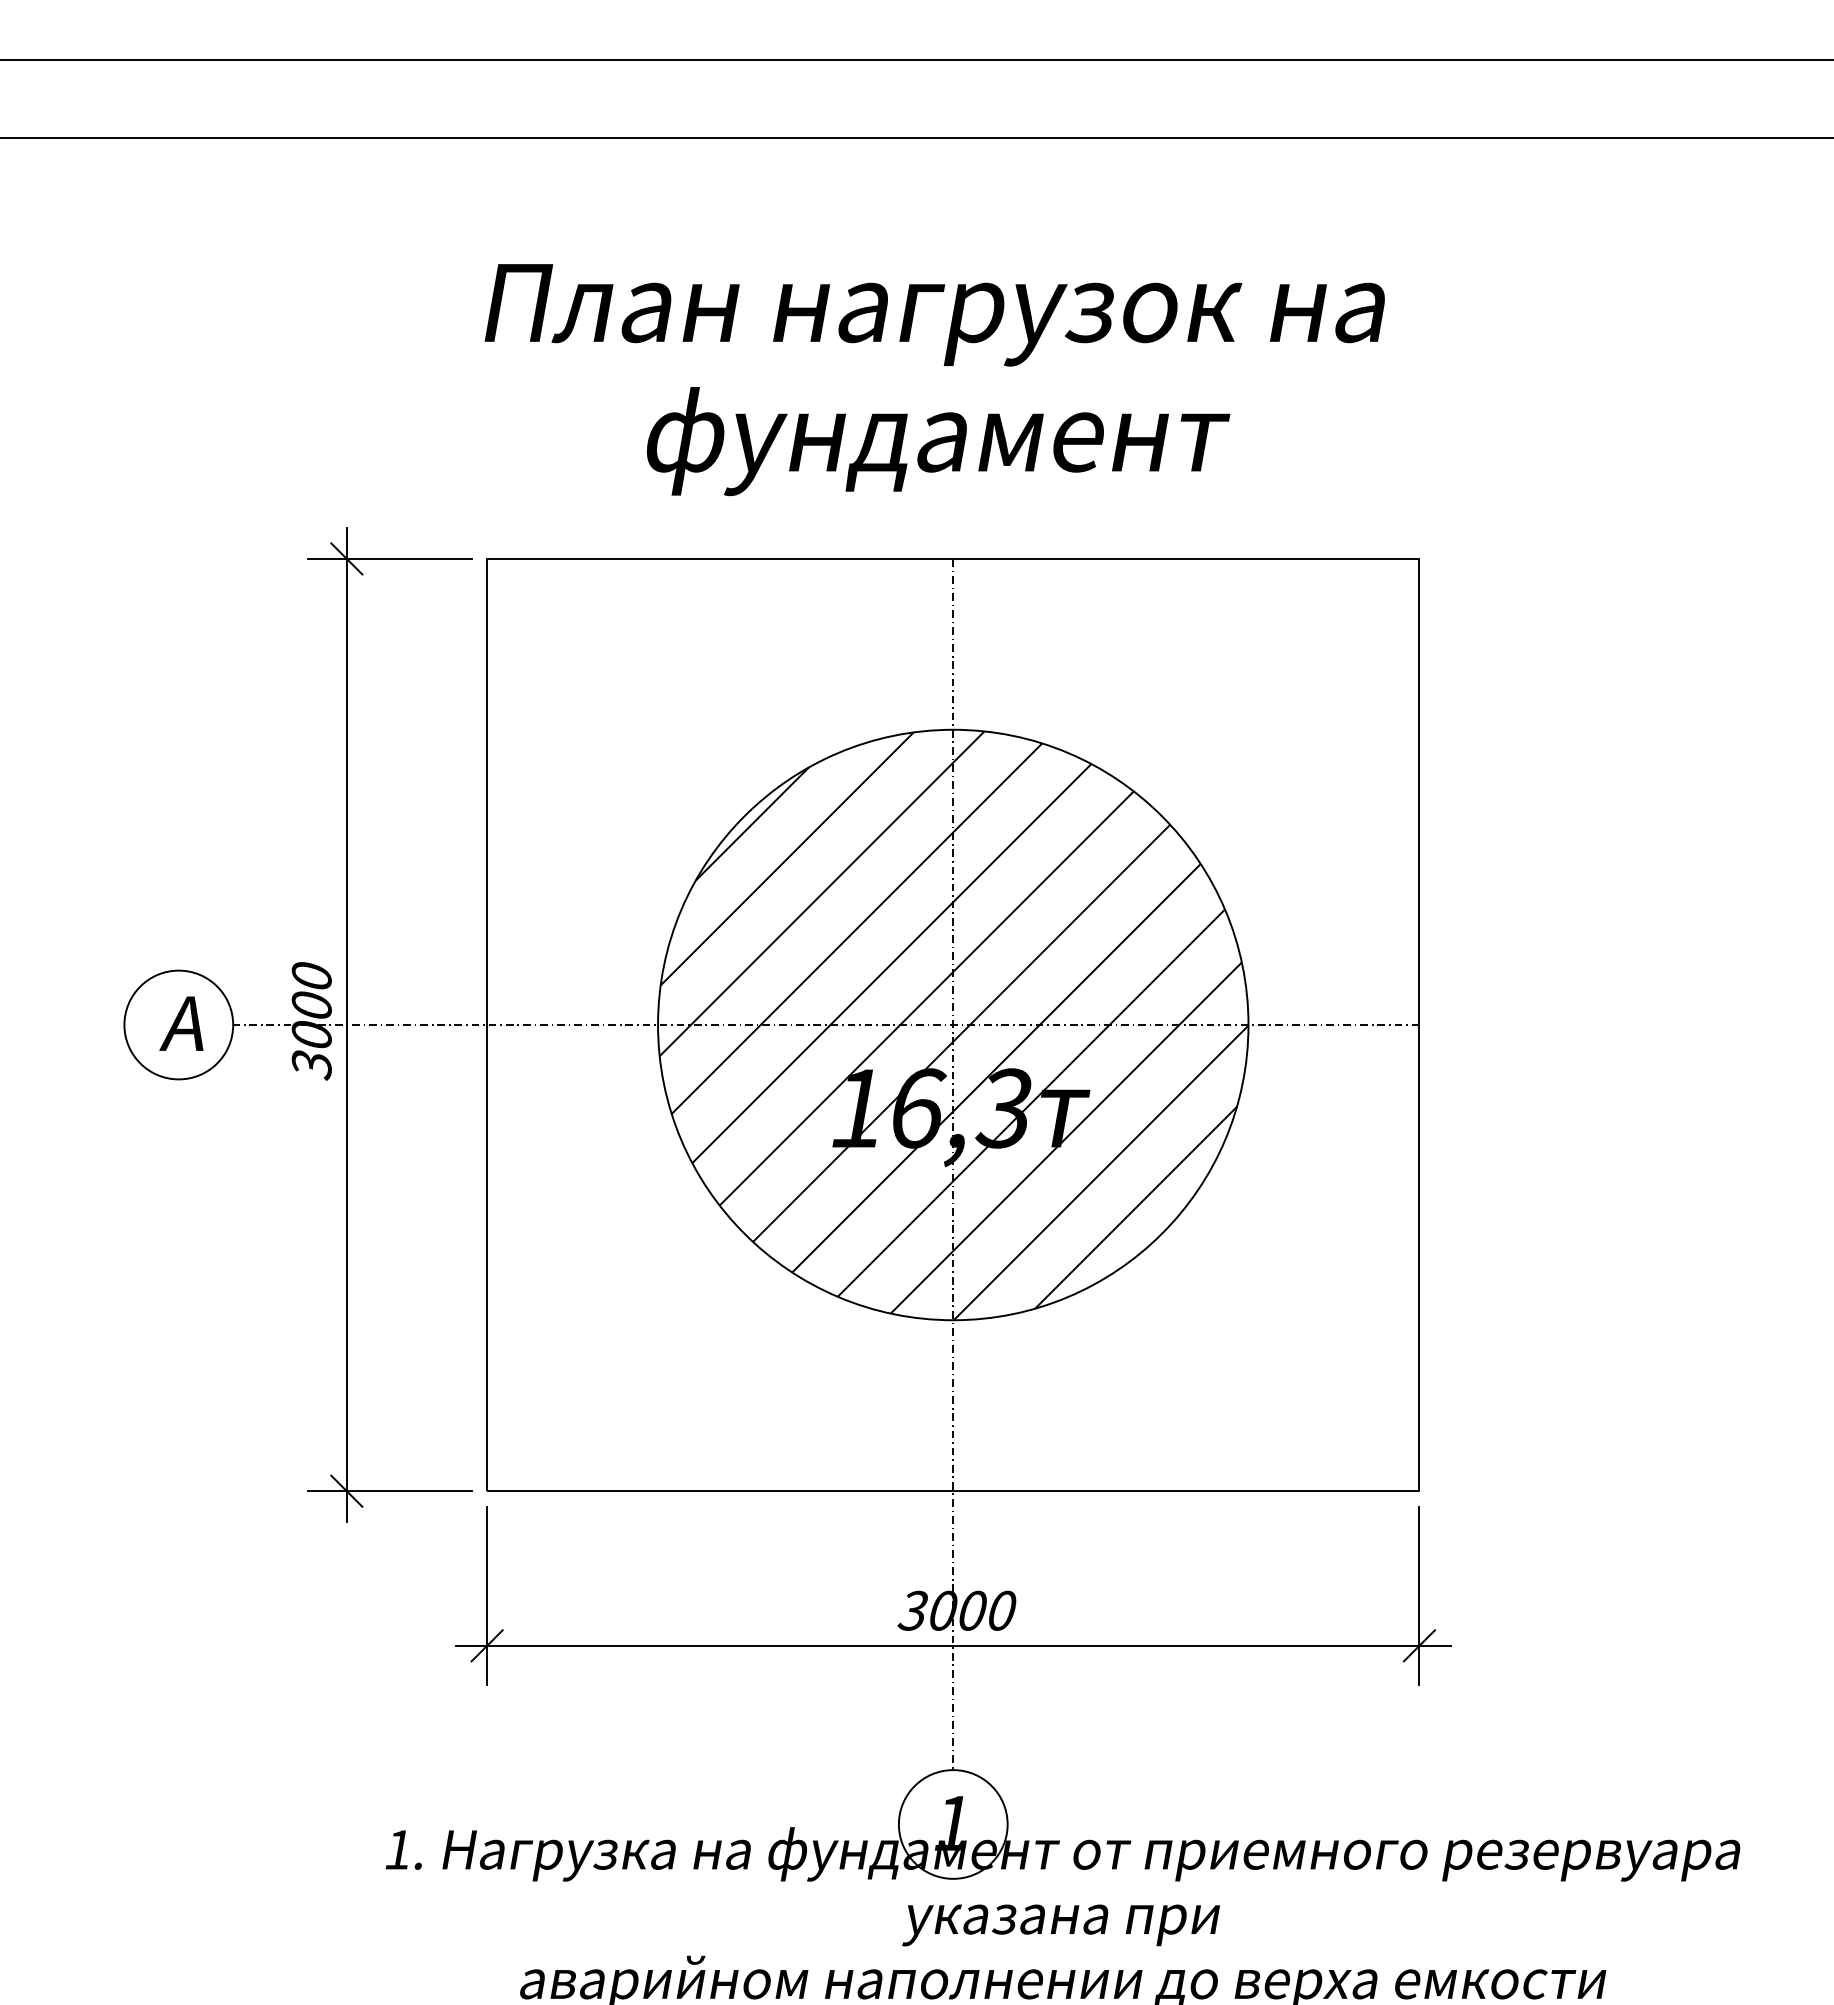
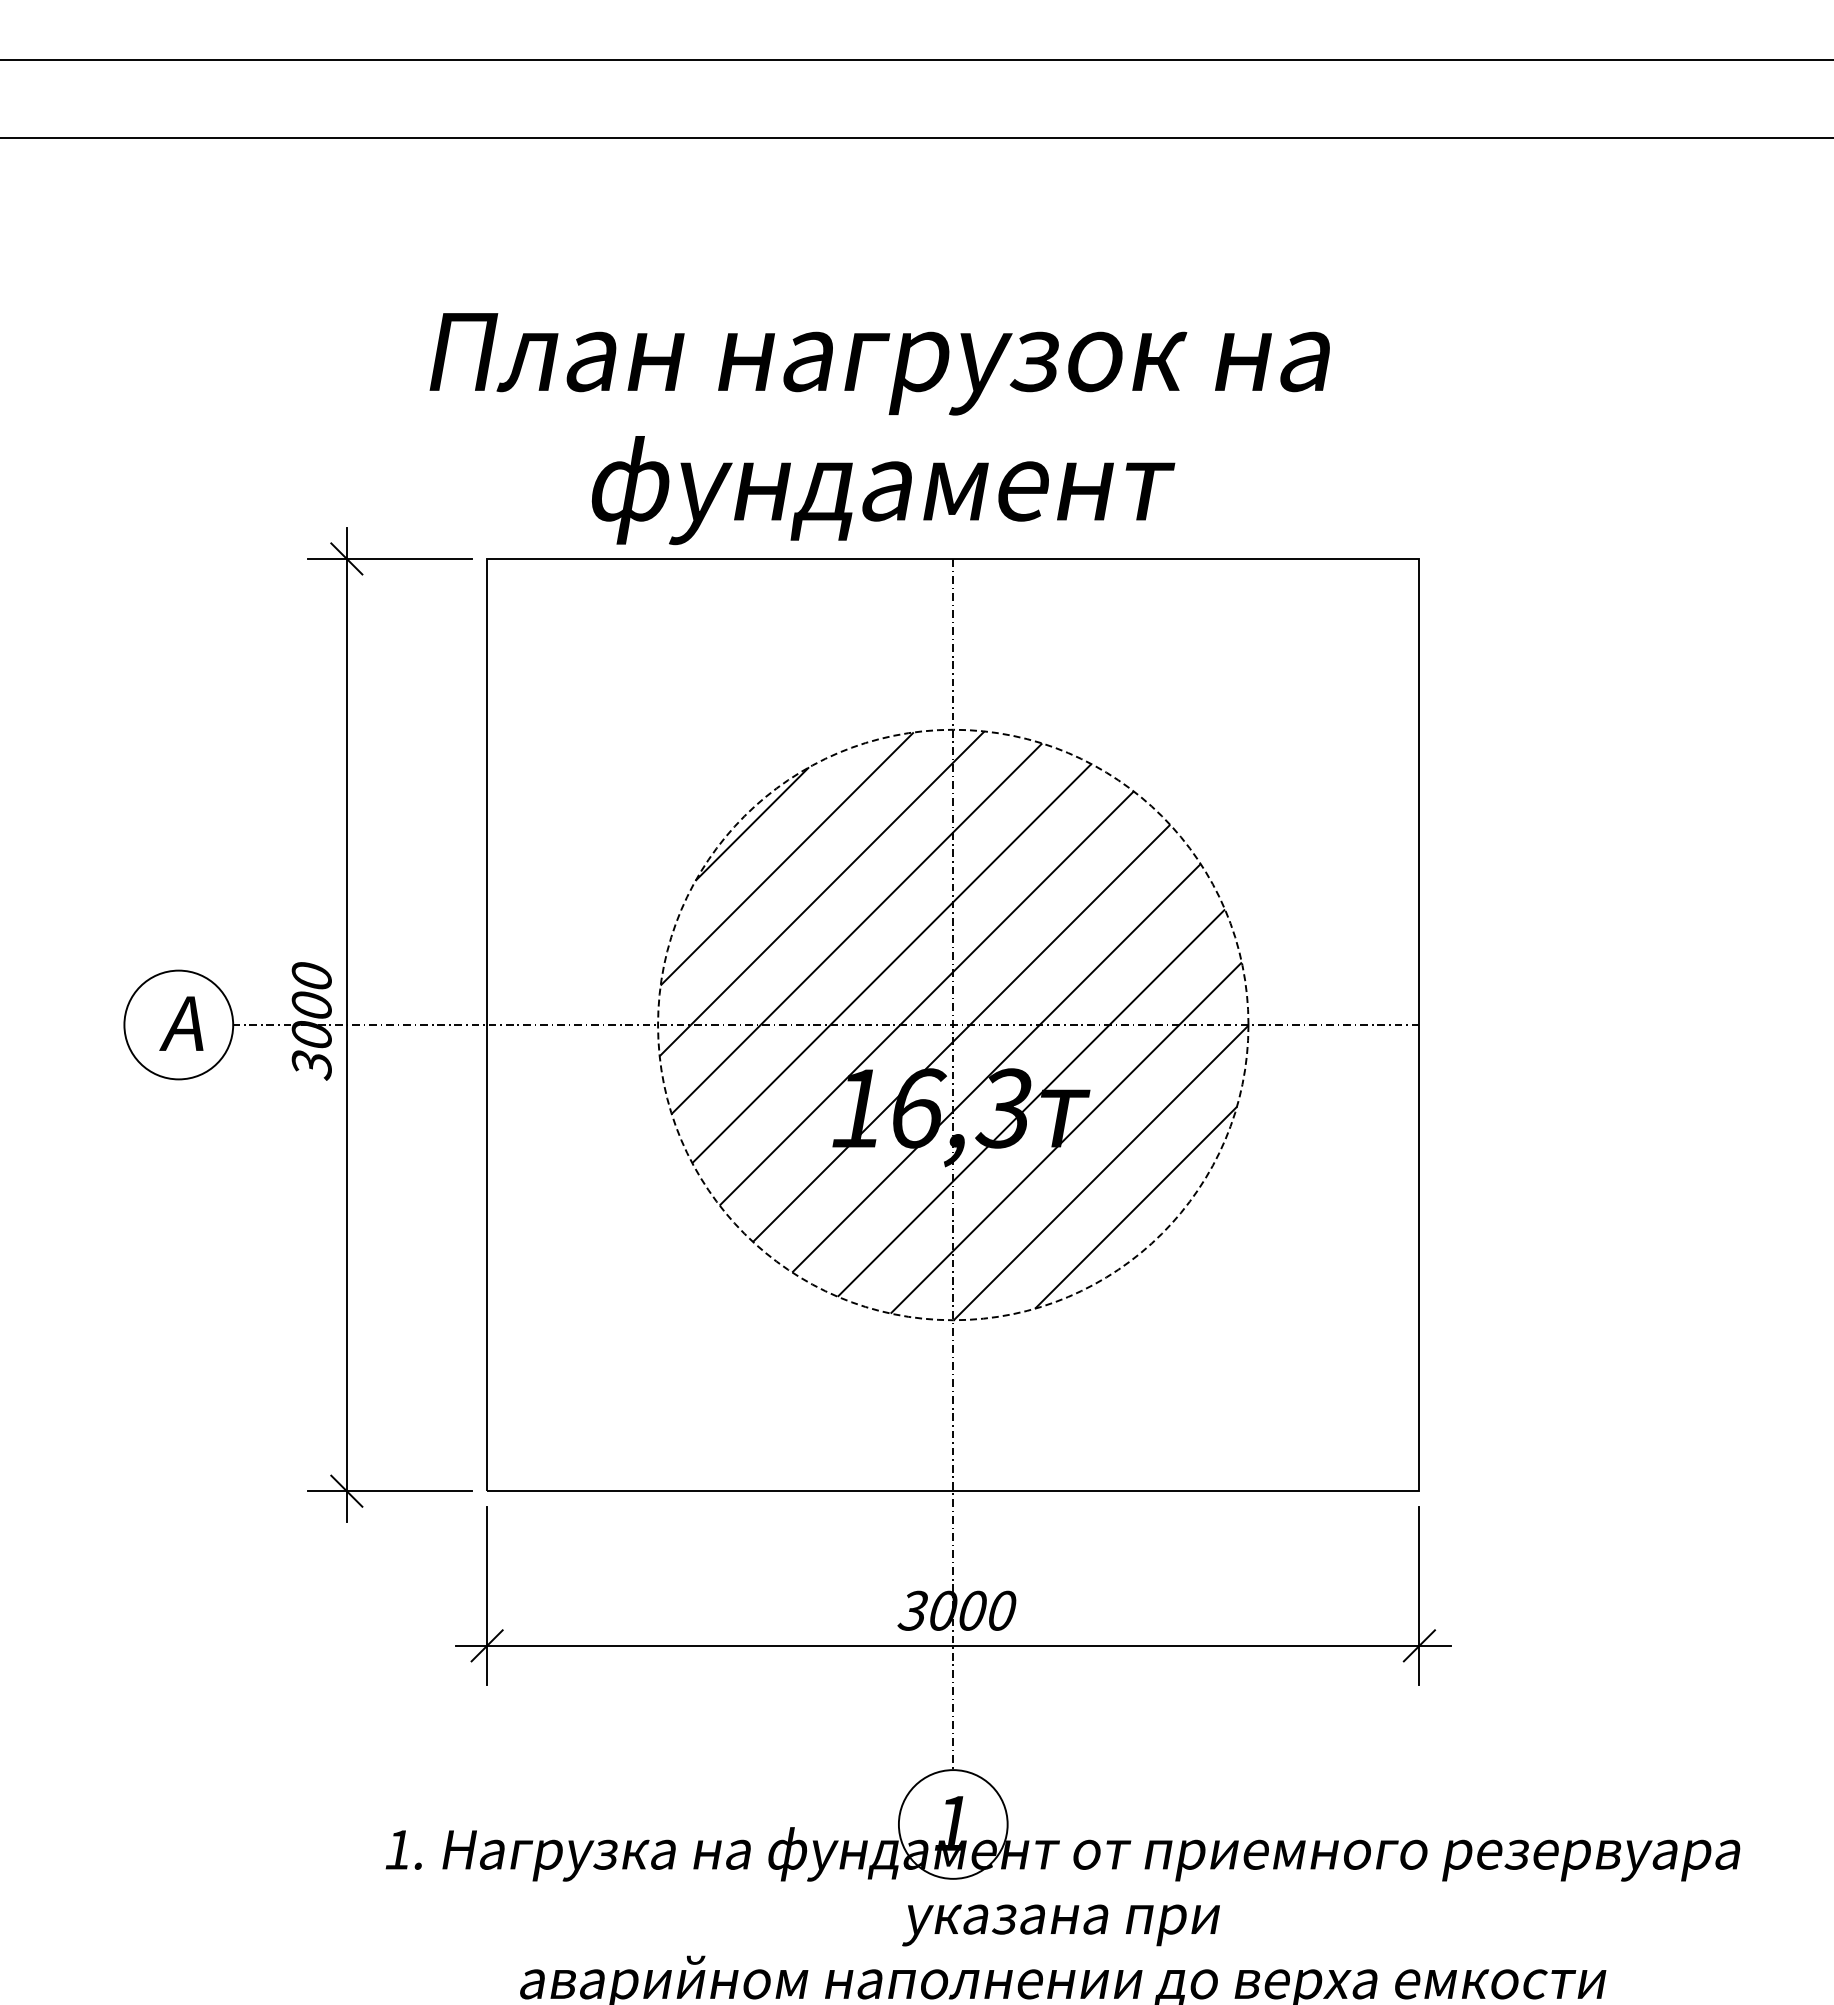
text position: (934, 380) -> (879, 429) (879, 429)
circle: solid -> dashed (953, 1024)
